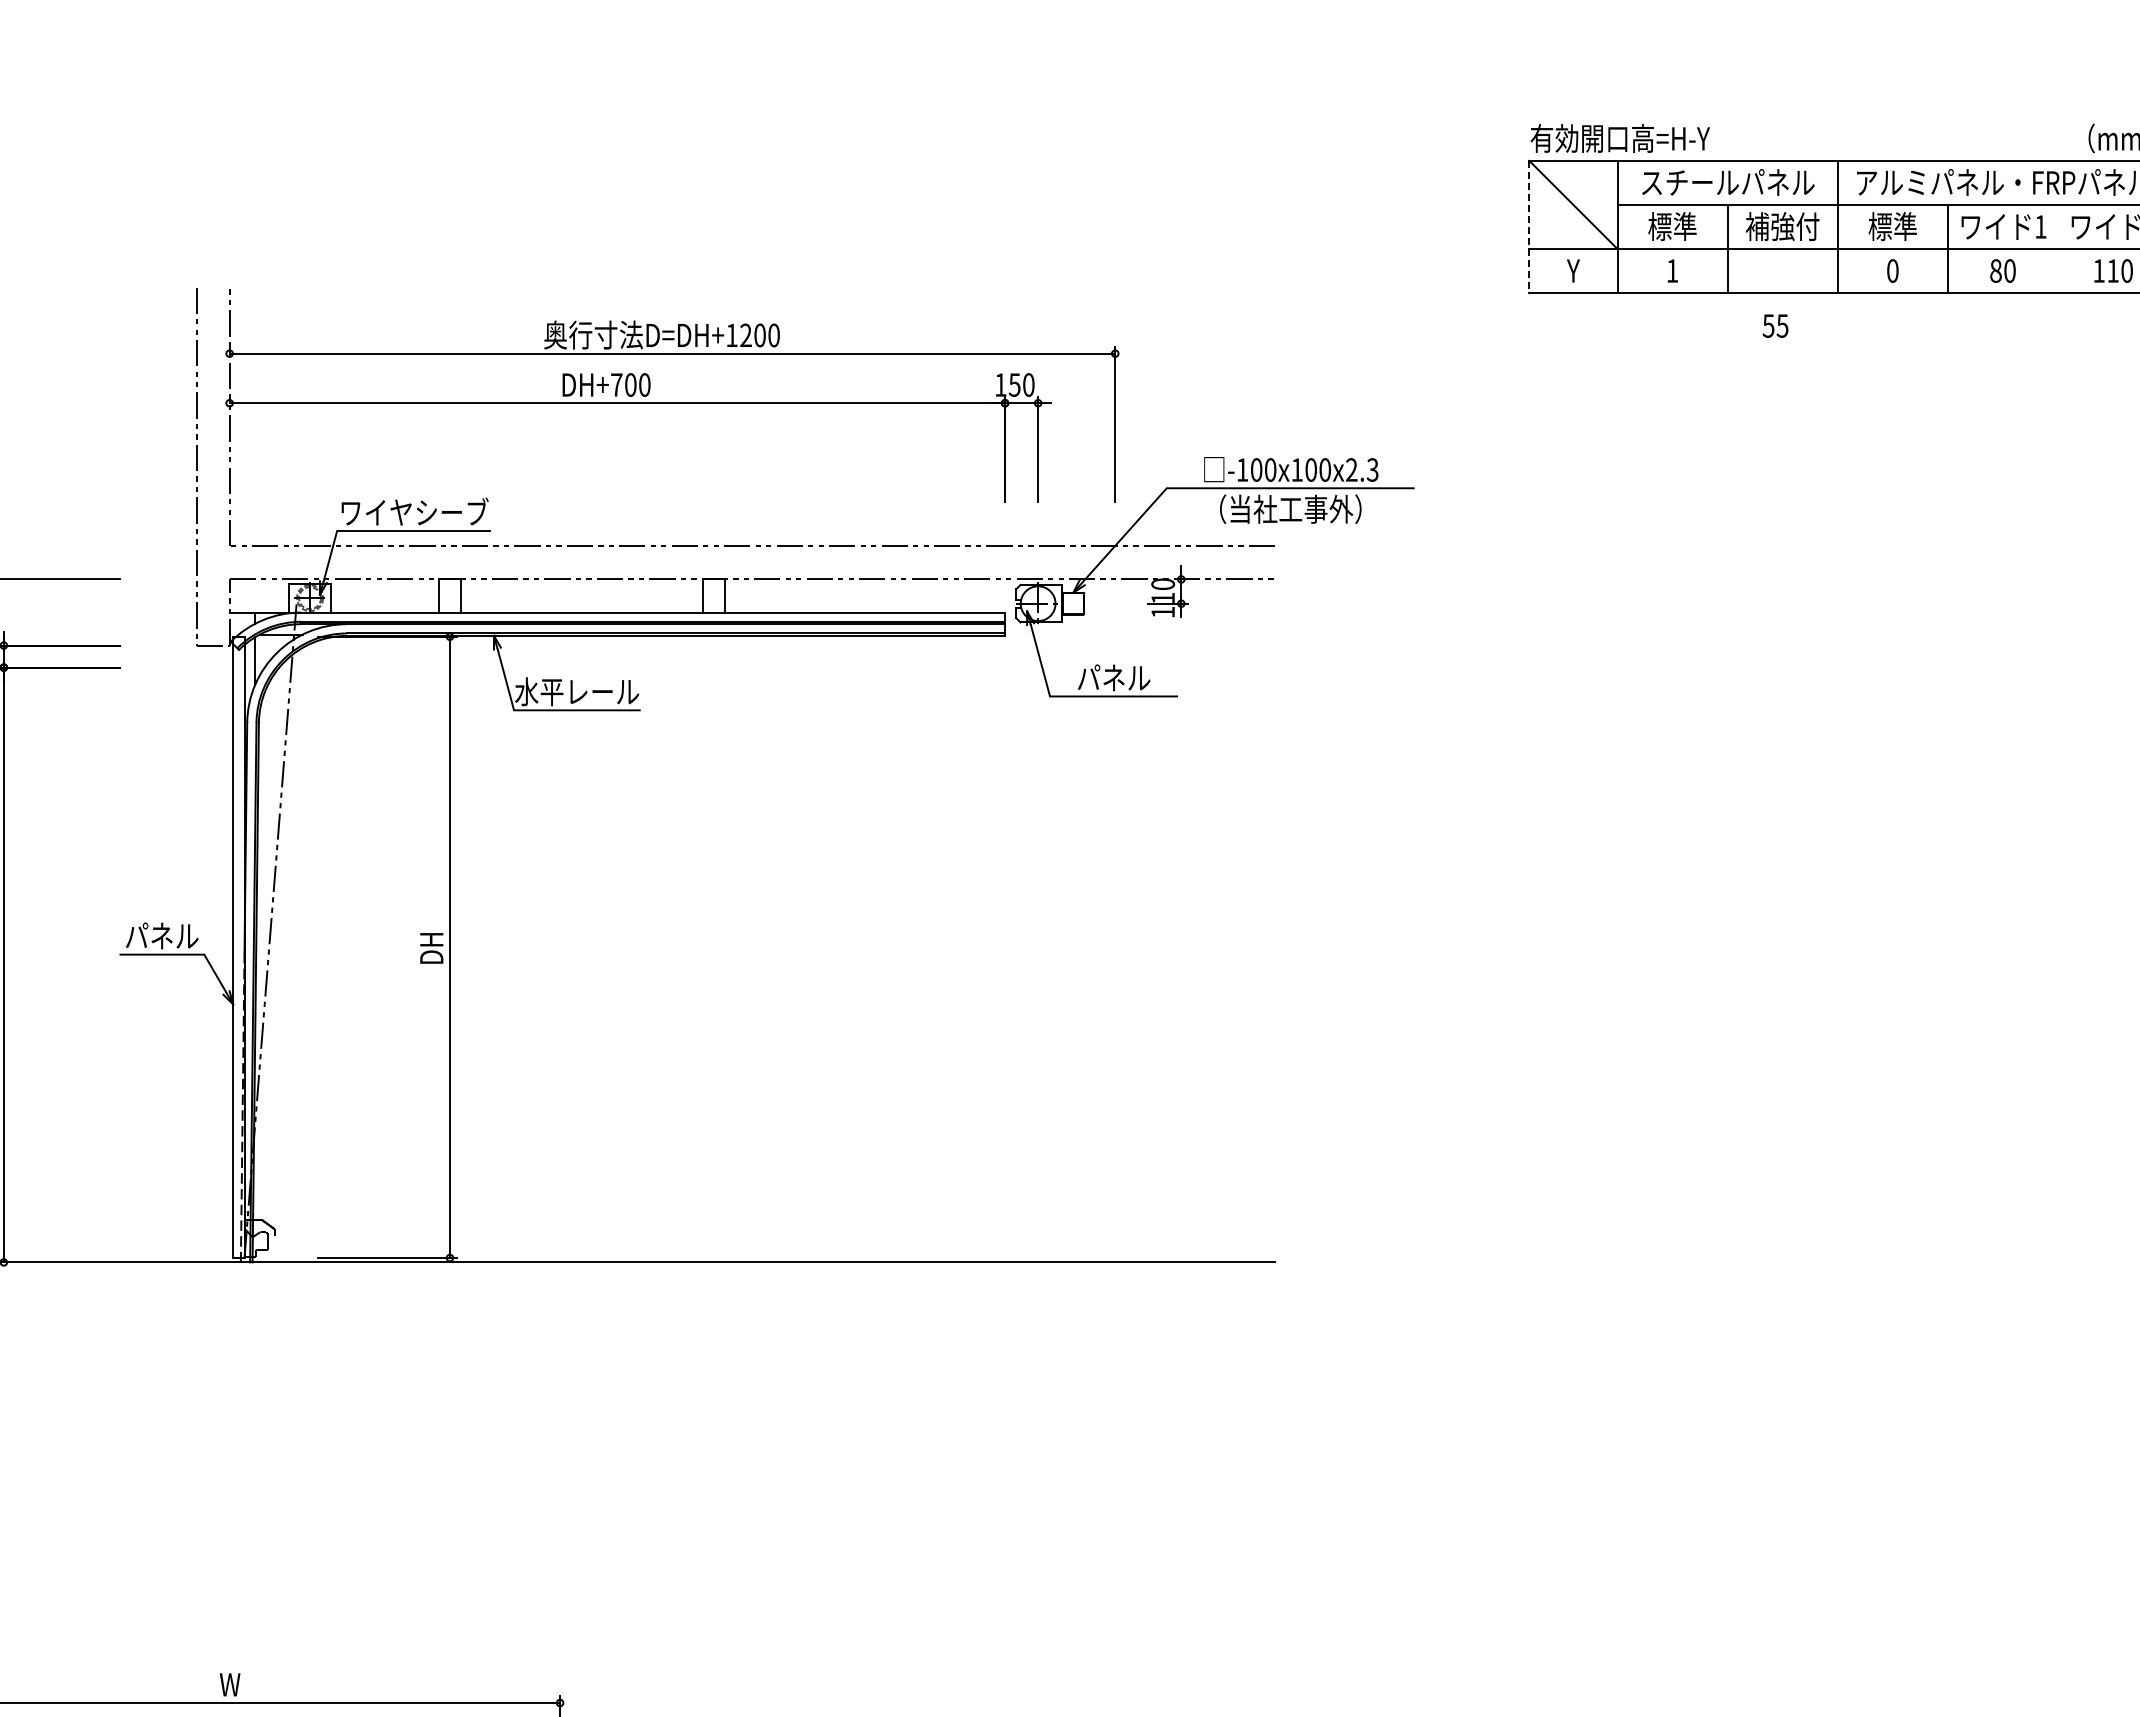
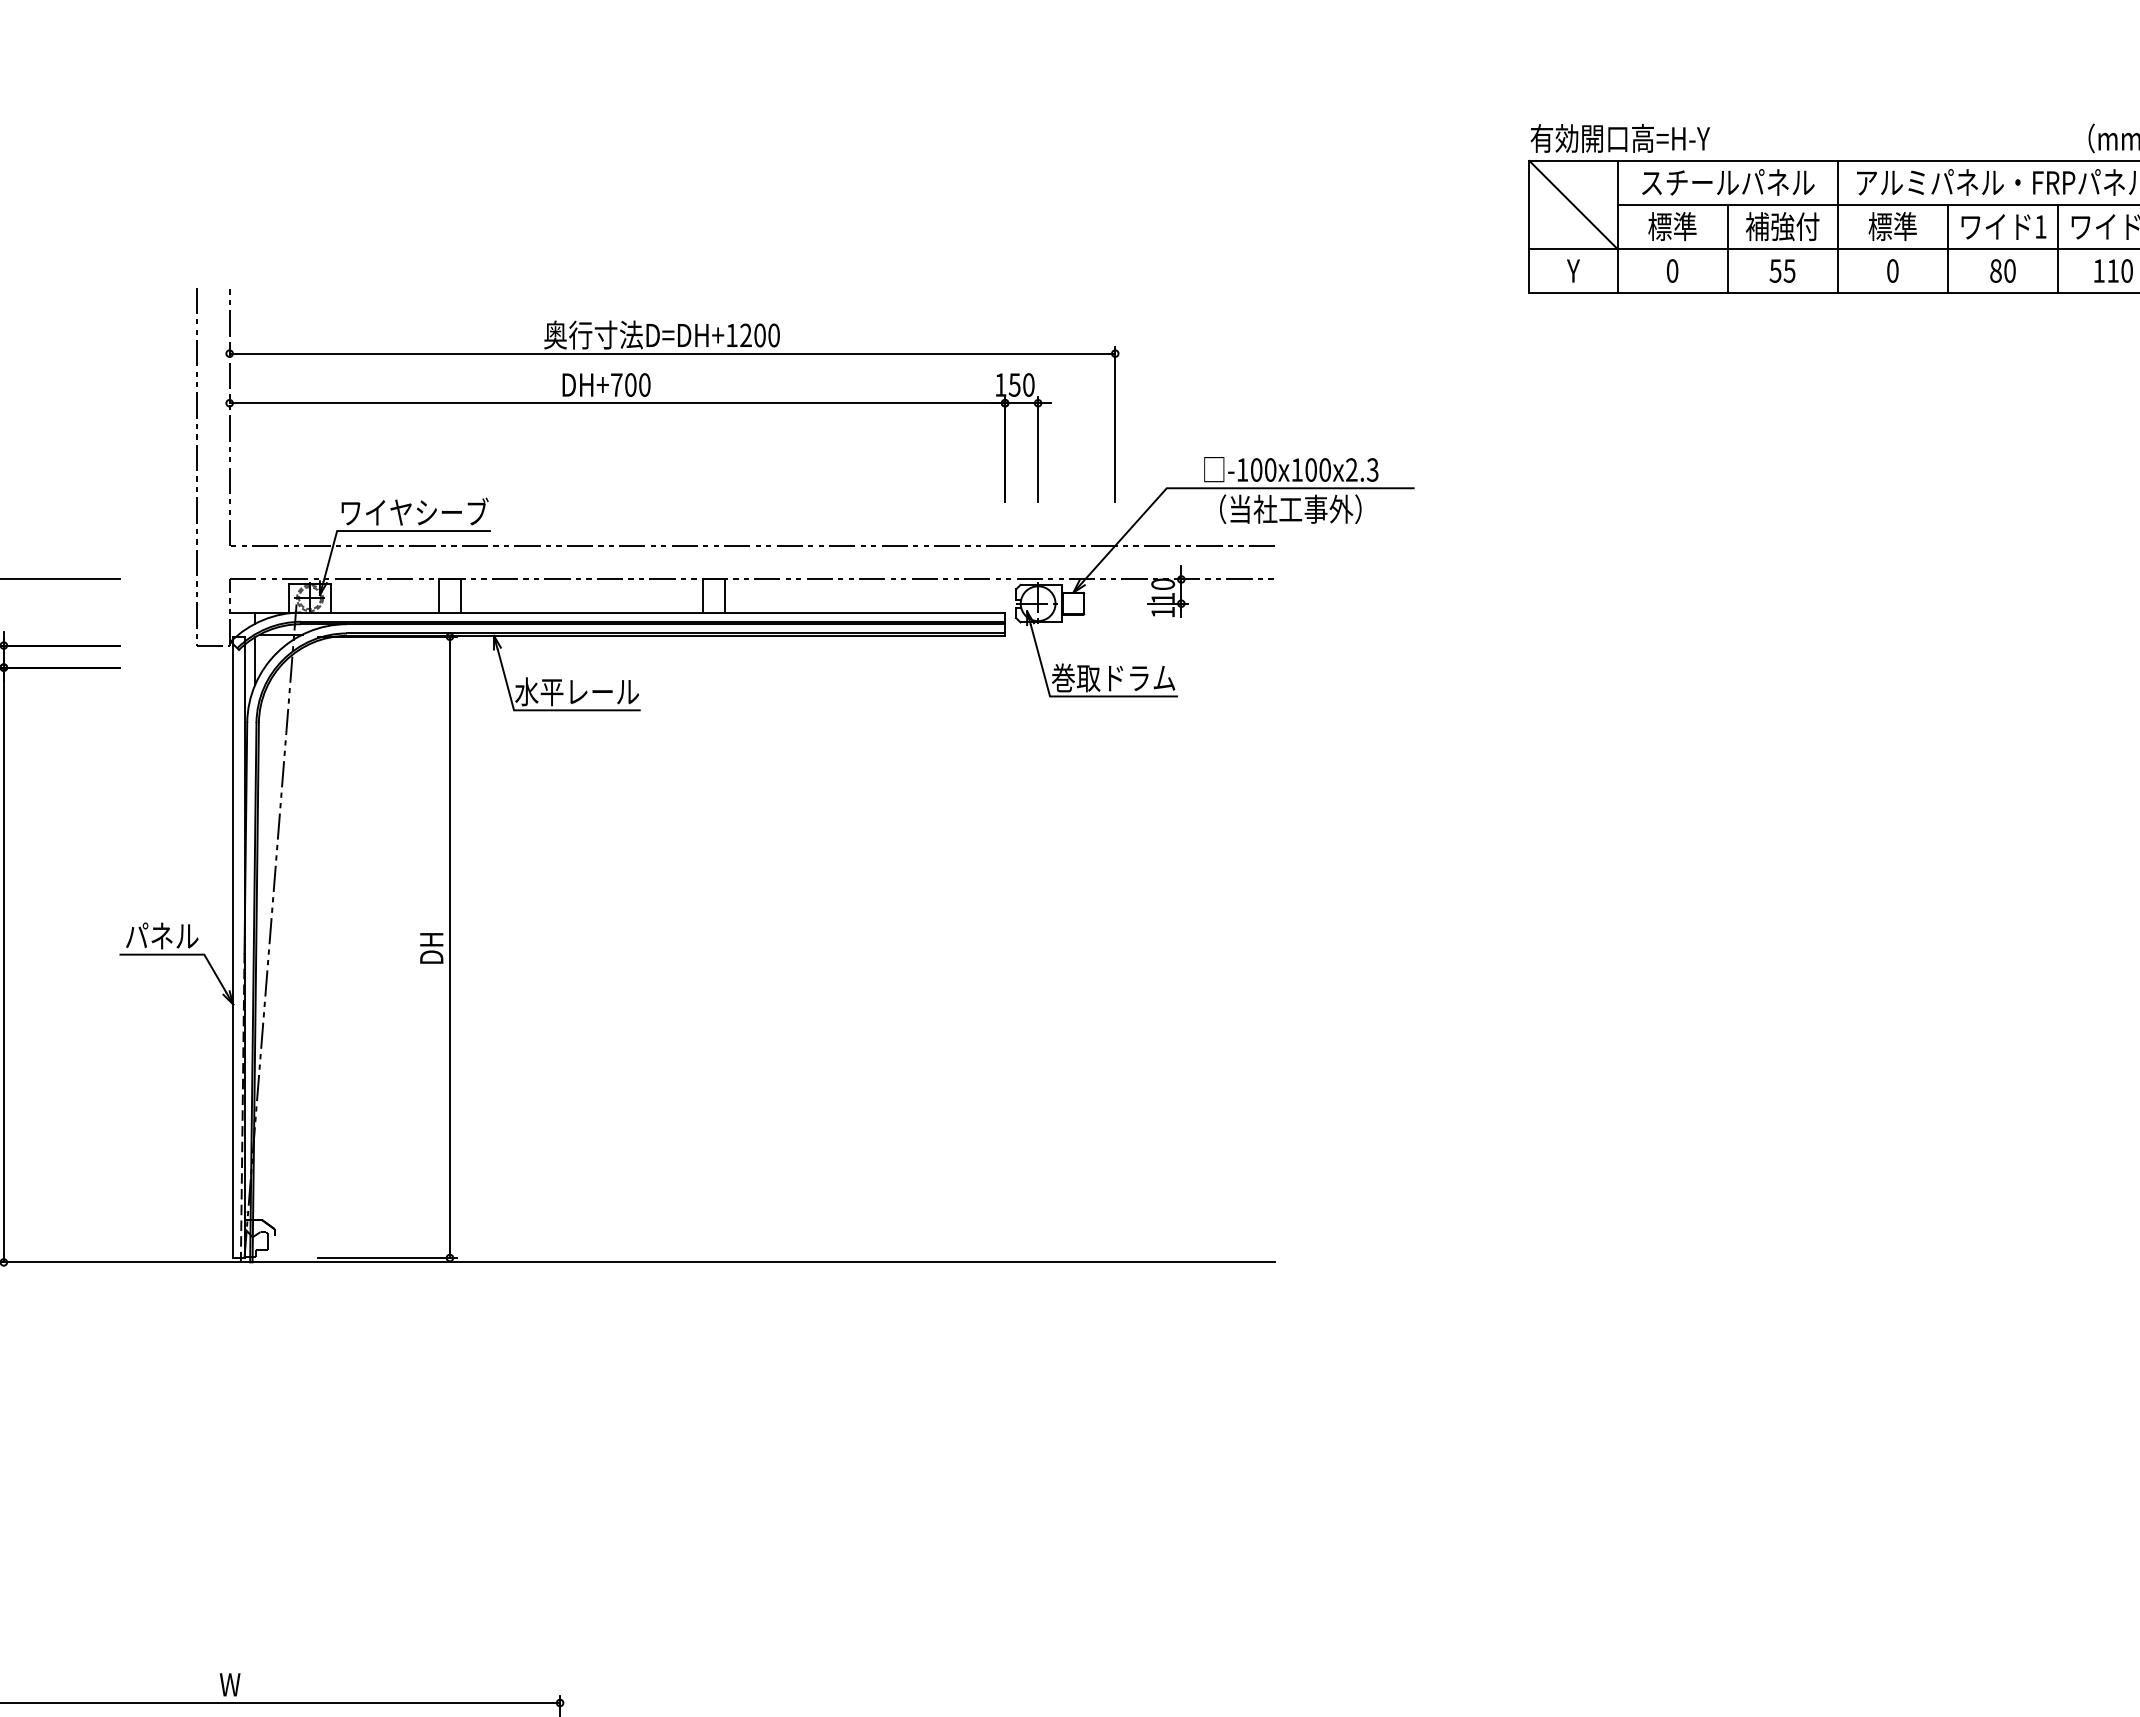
line: dashed -> solid (1529, 227)
line: none -> present (2058, 248)
text: 1 -> 0 (1672, 270)
text position: (1775, 325) -> (1782, 270) (1782, 270)
text: パネル -> 巻取ドラム (1113, 677)
